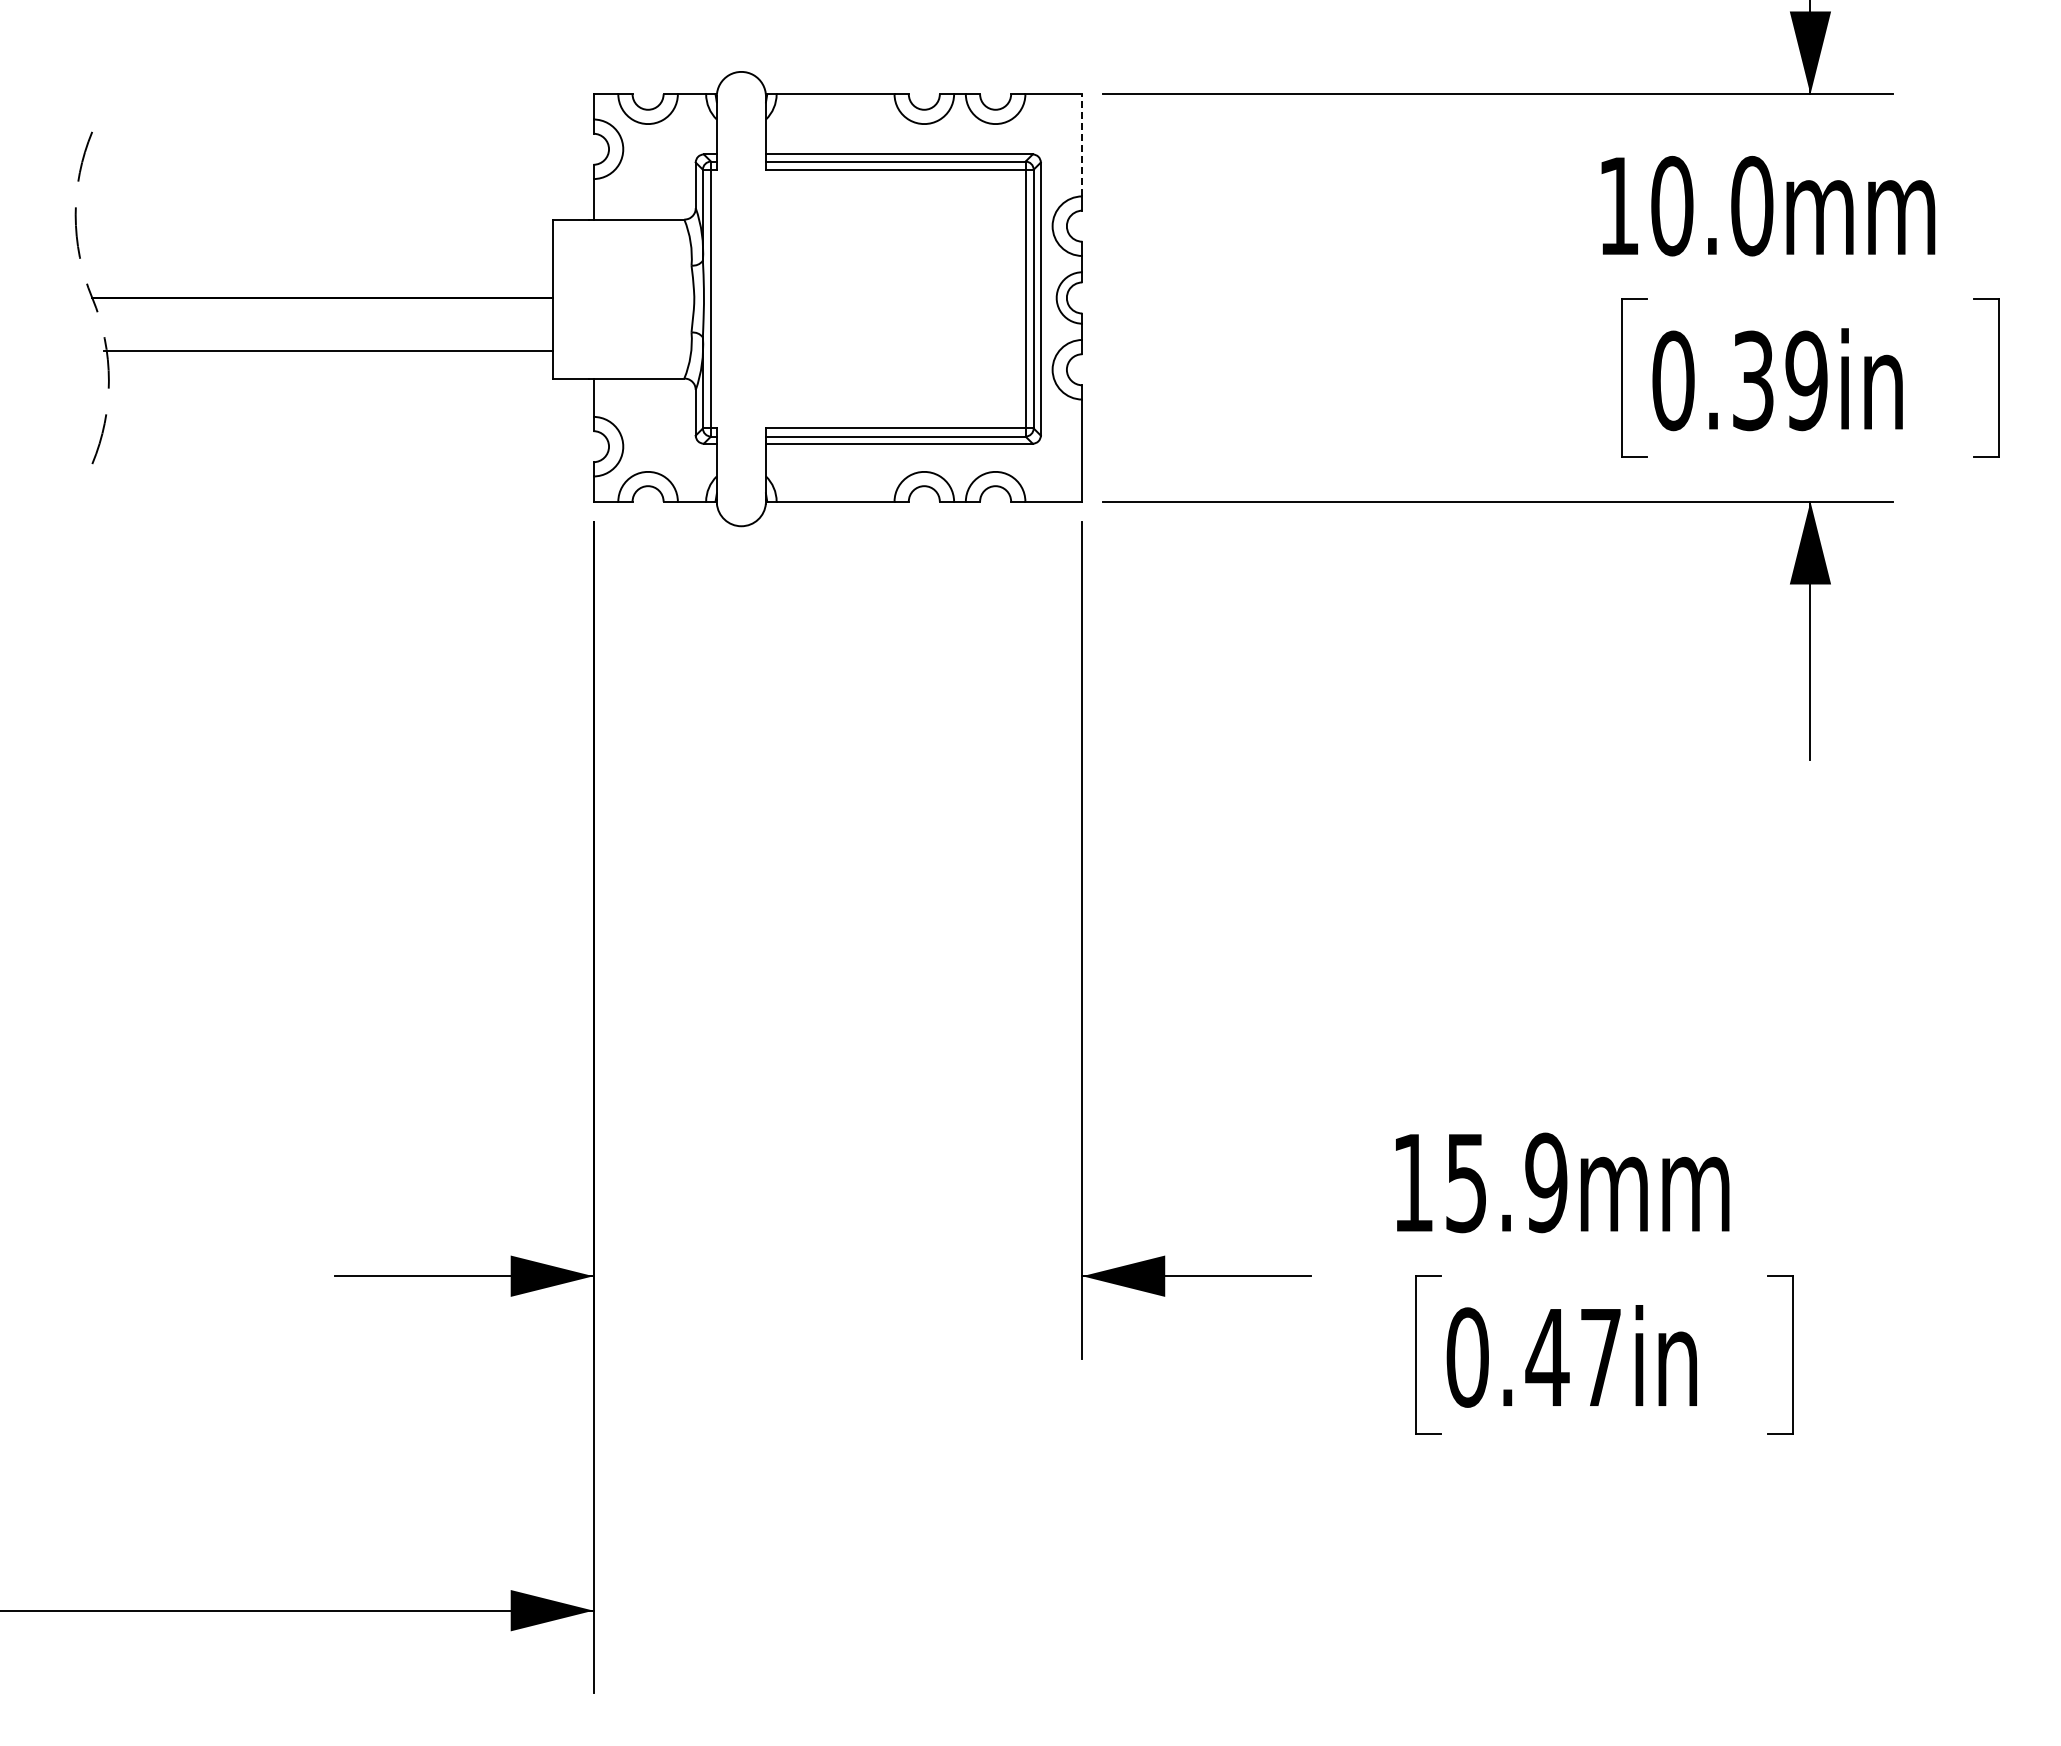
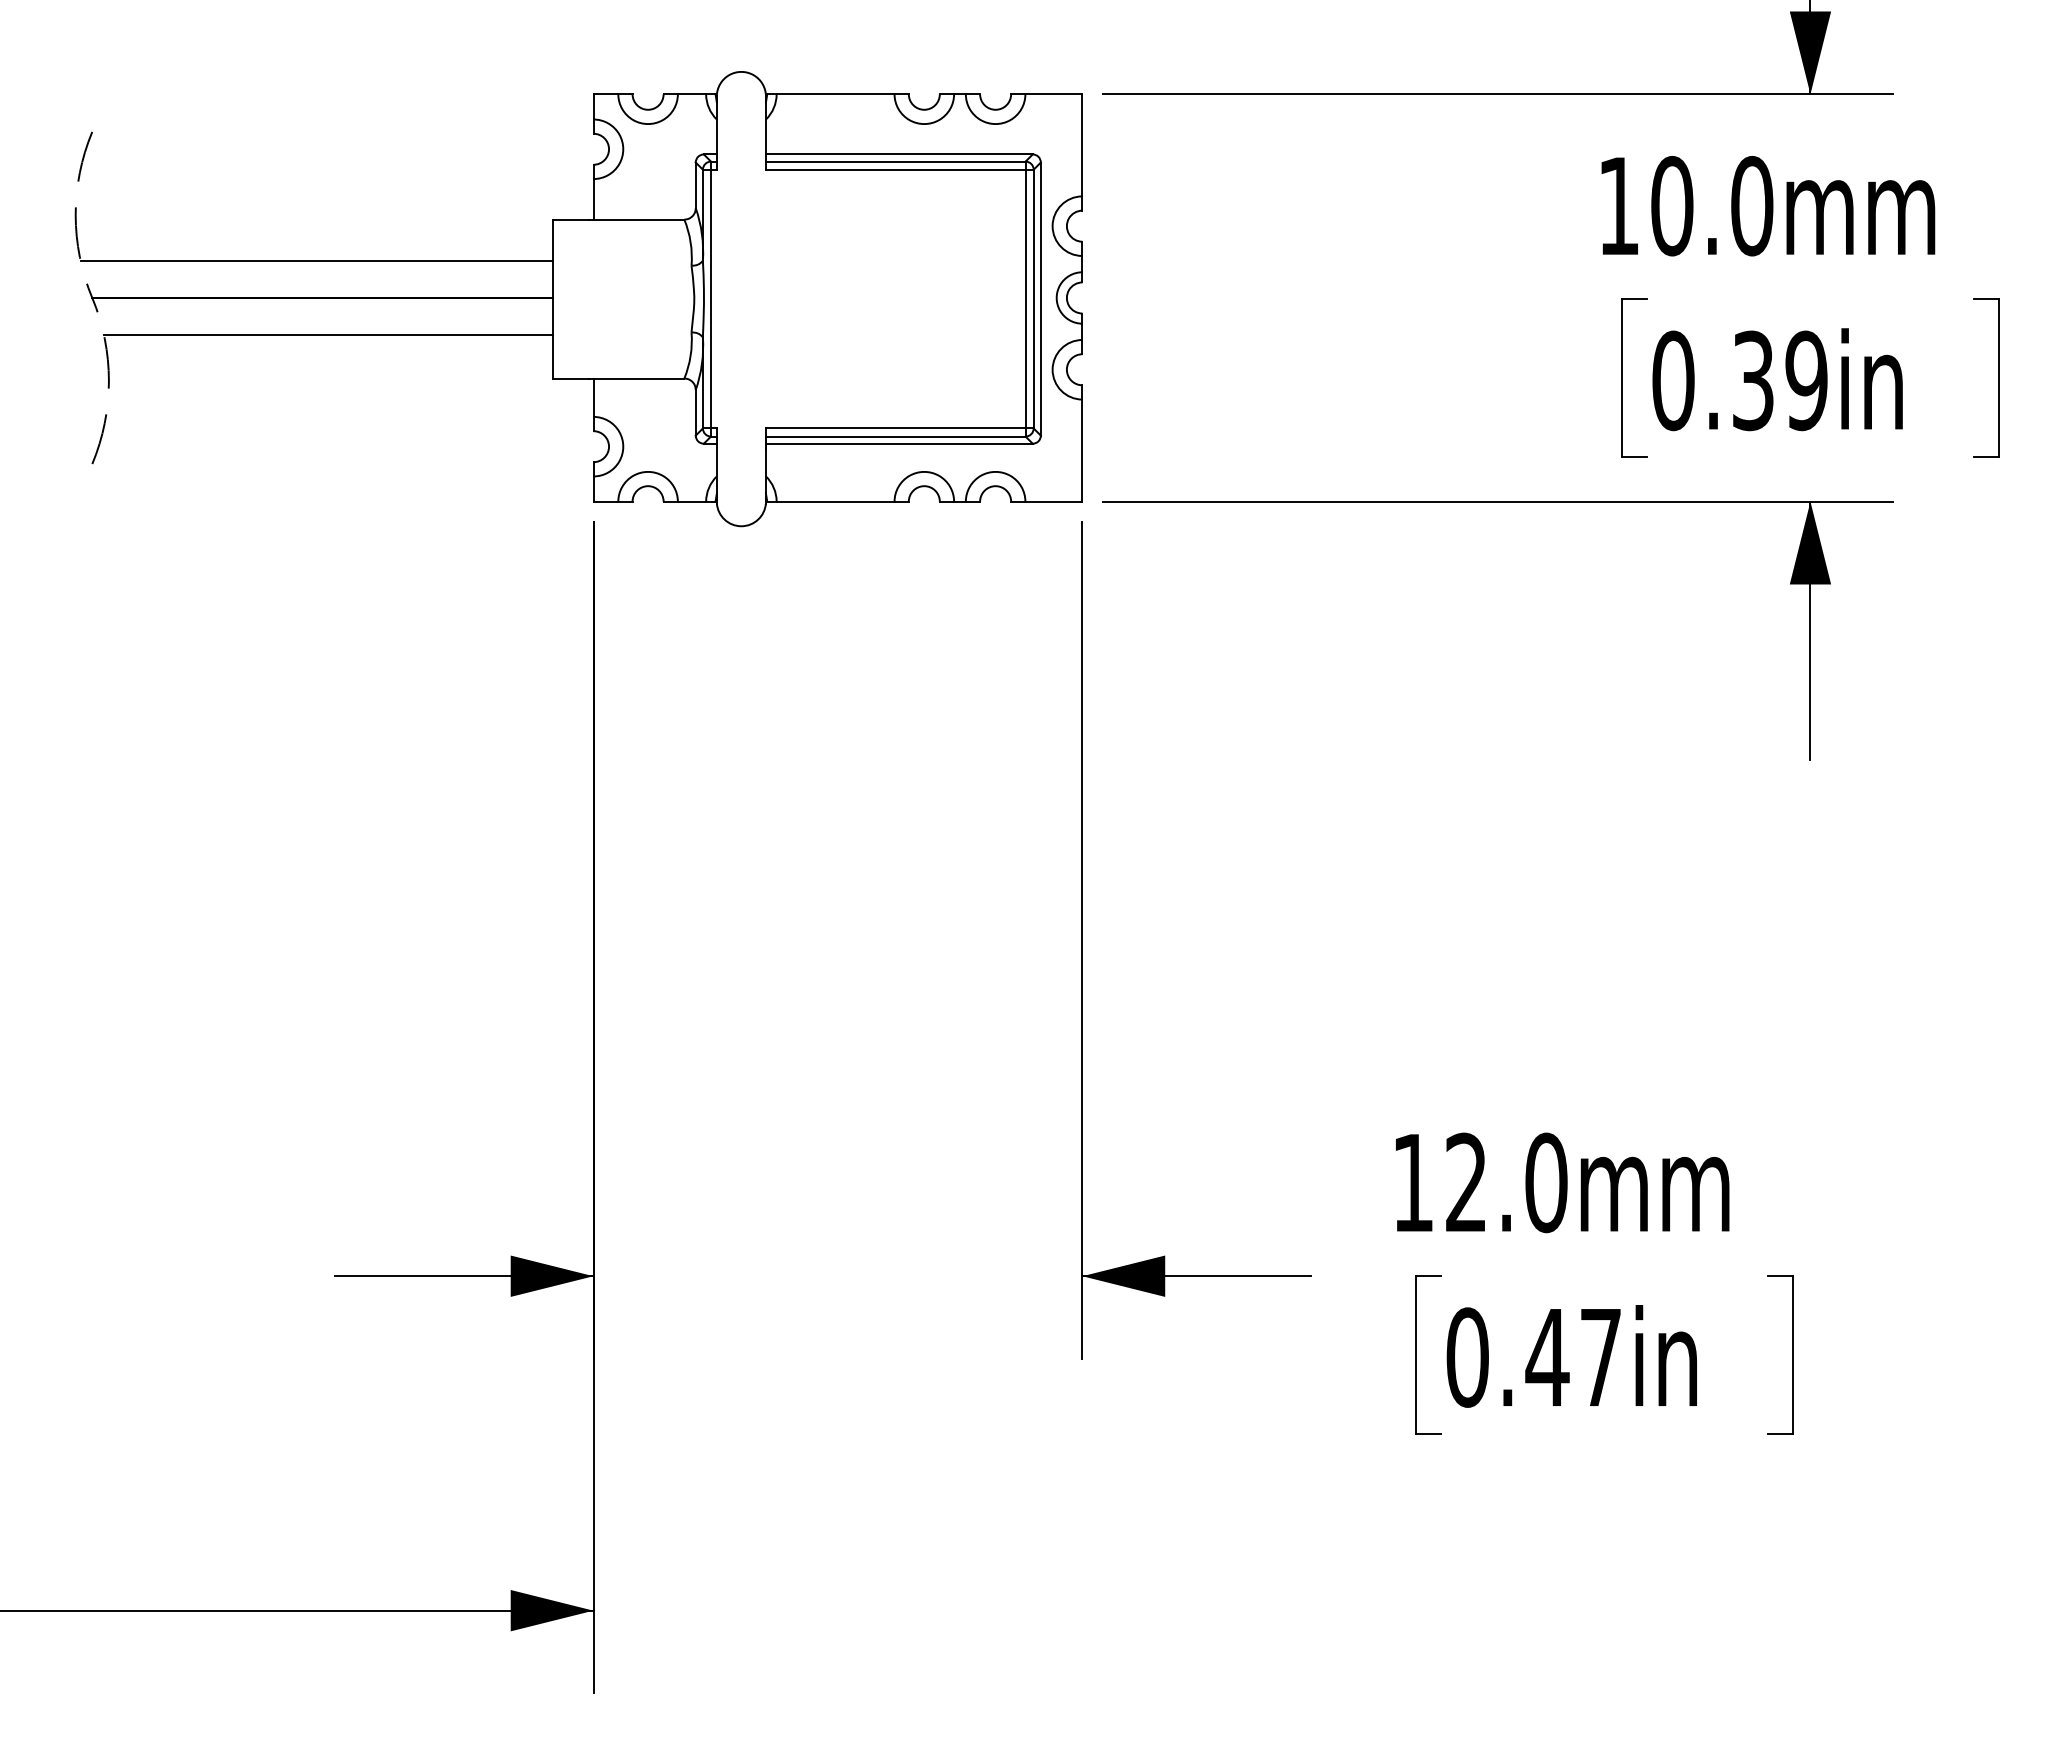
line: dashed -> solid (1082, 144)
line: none -> present (316, 261)
line position: (327, 350) -> (327, 334) (327, 334)
text: 15.9mm -> 12.0mm (1506, 1182)
